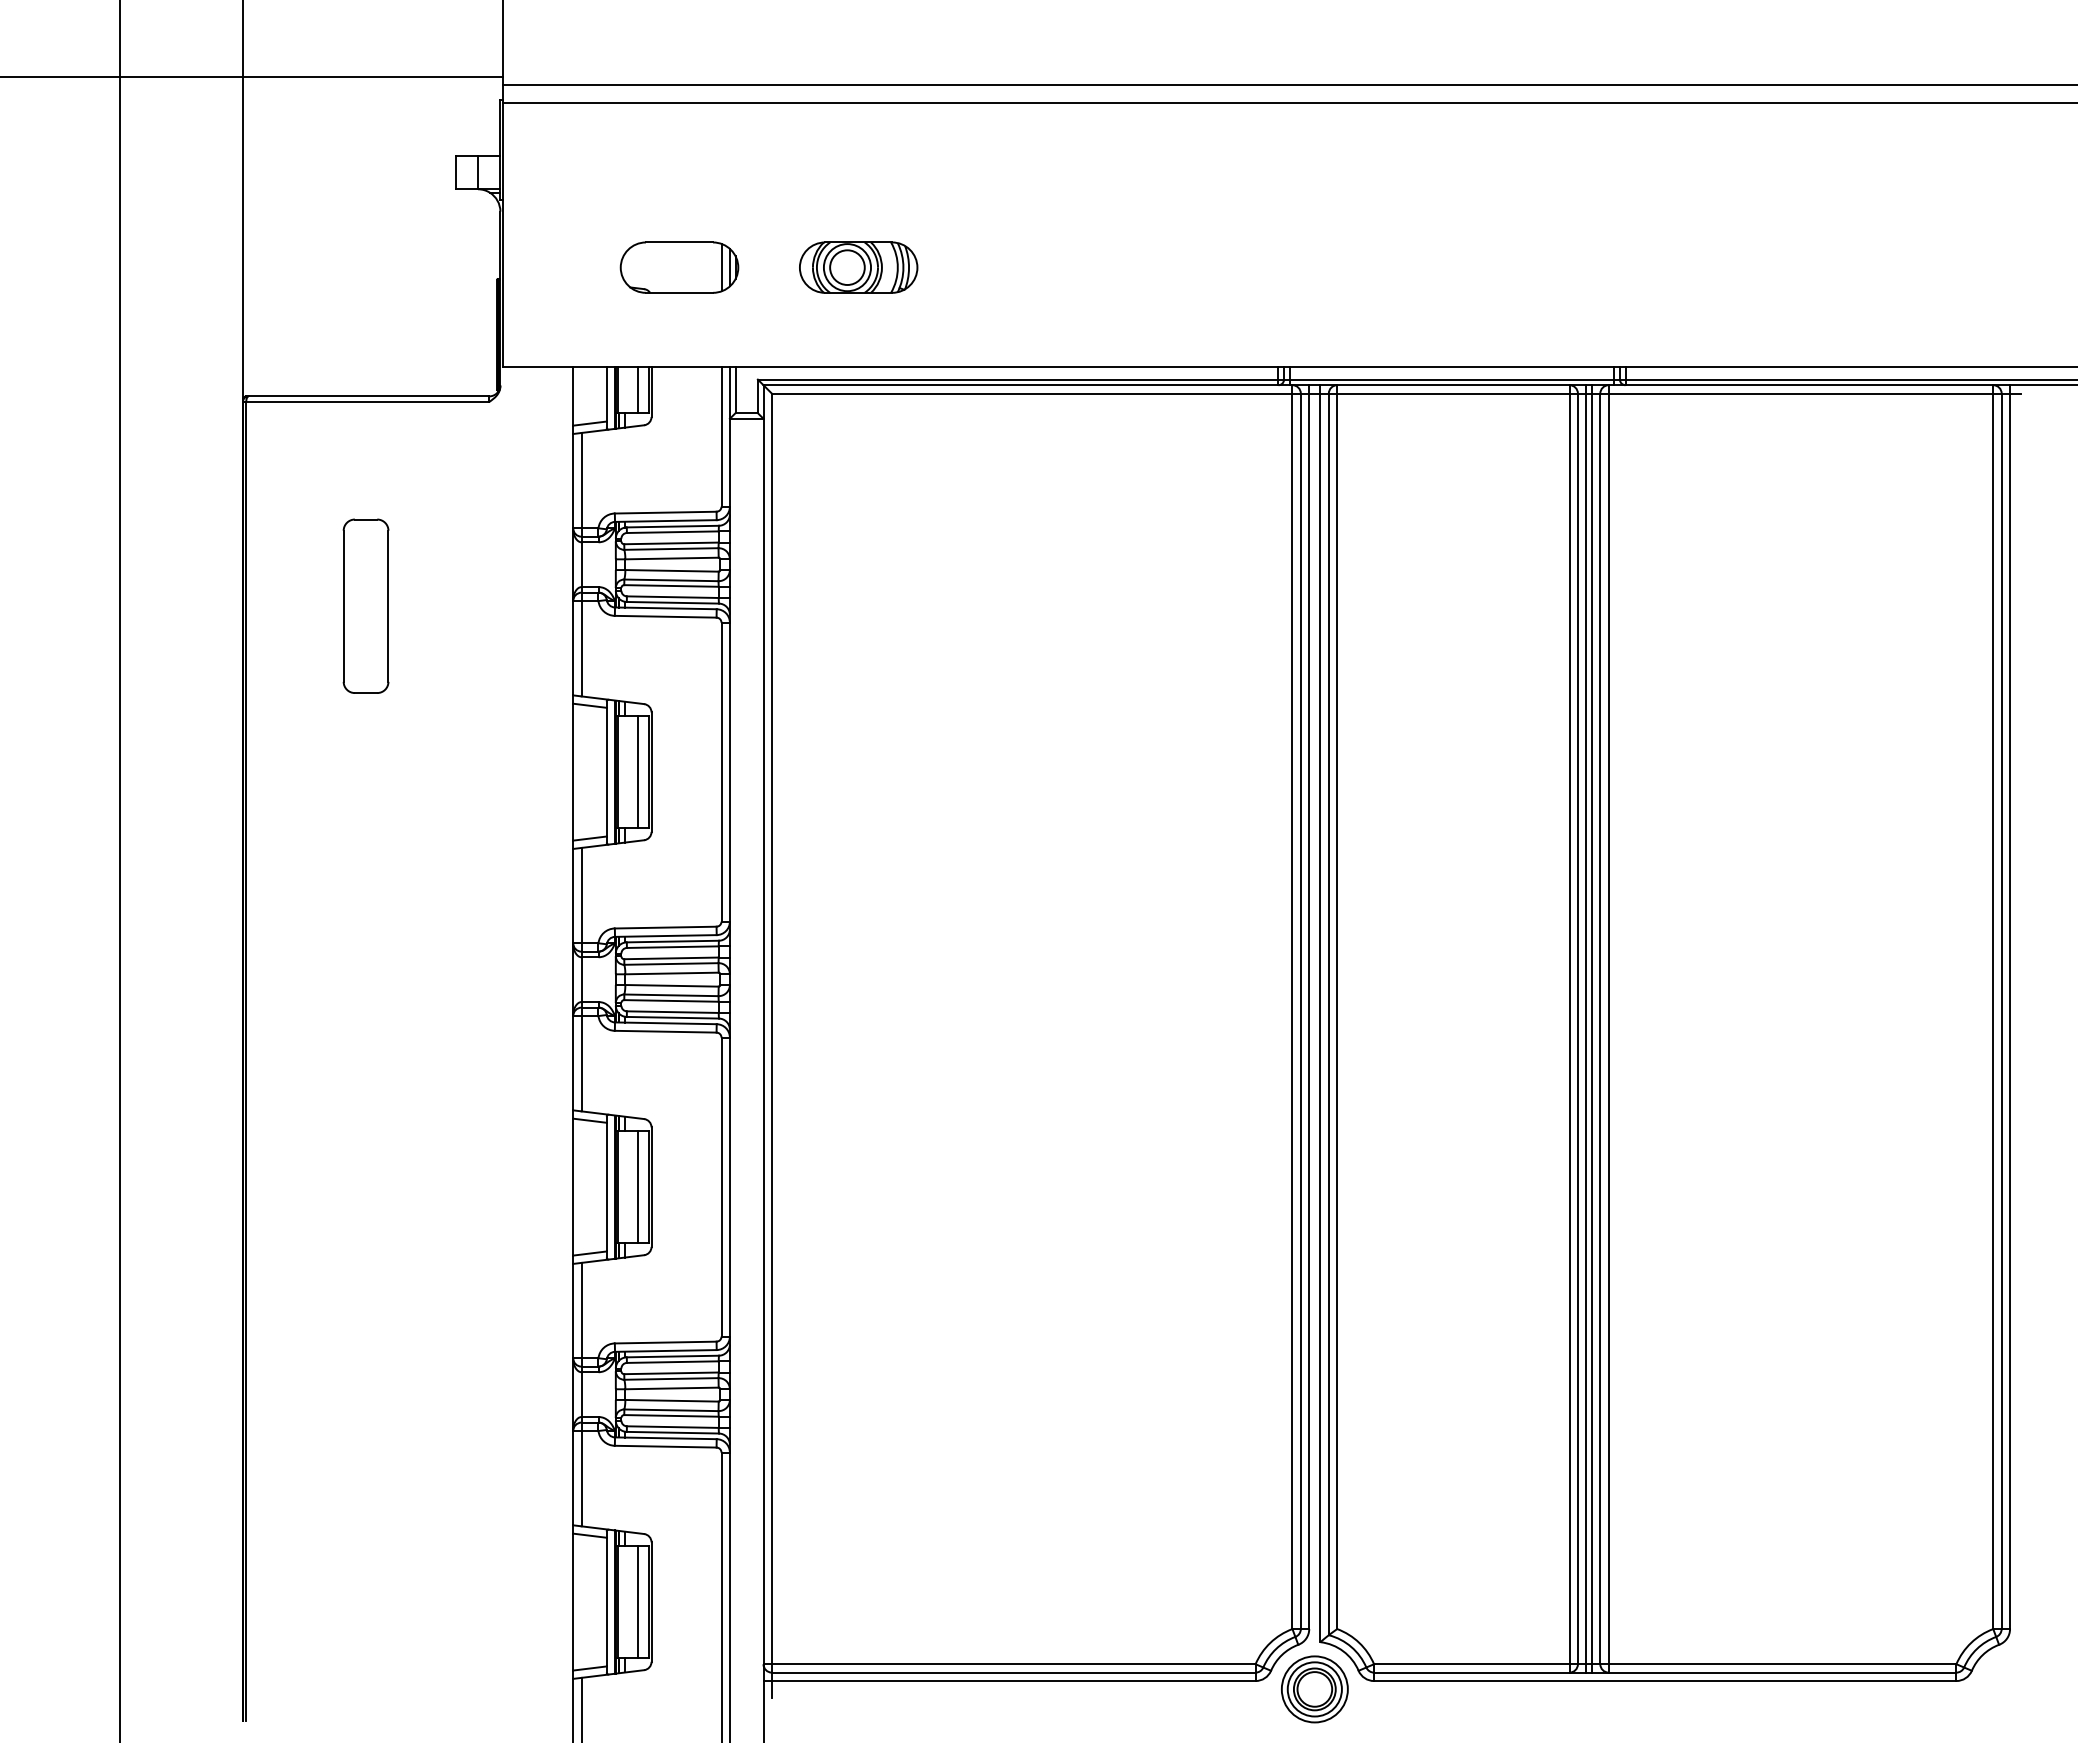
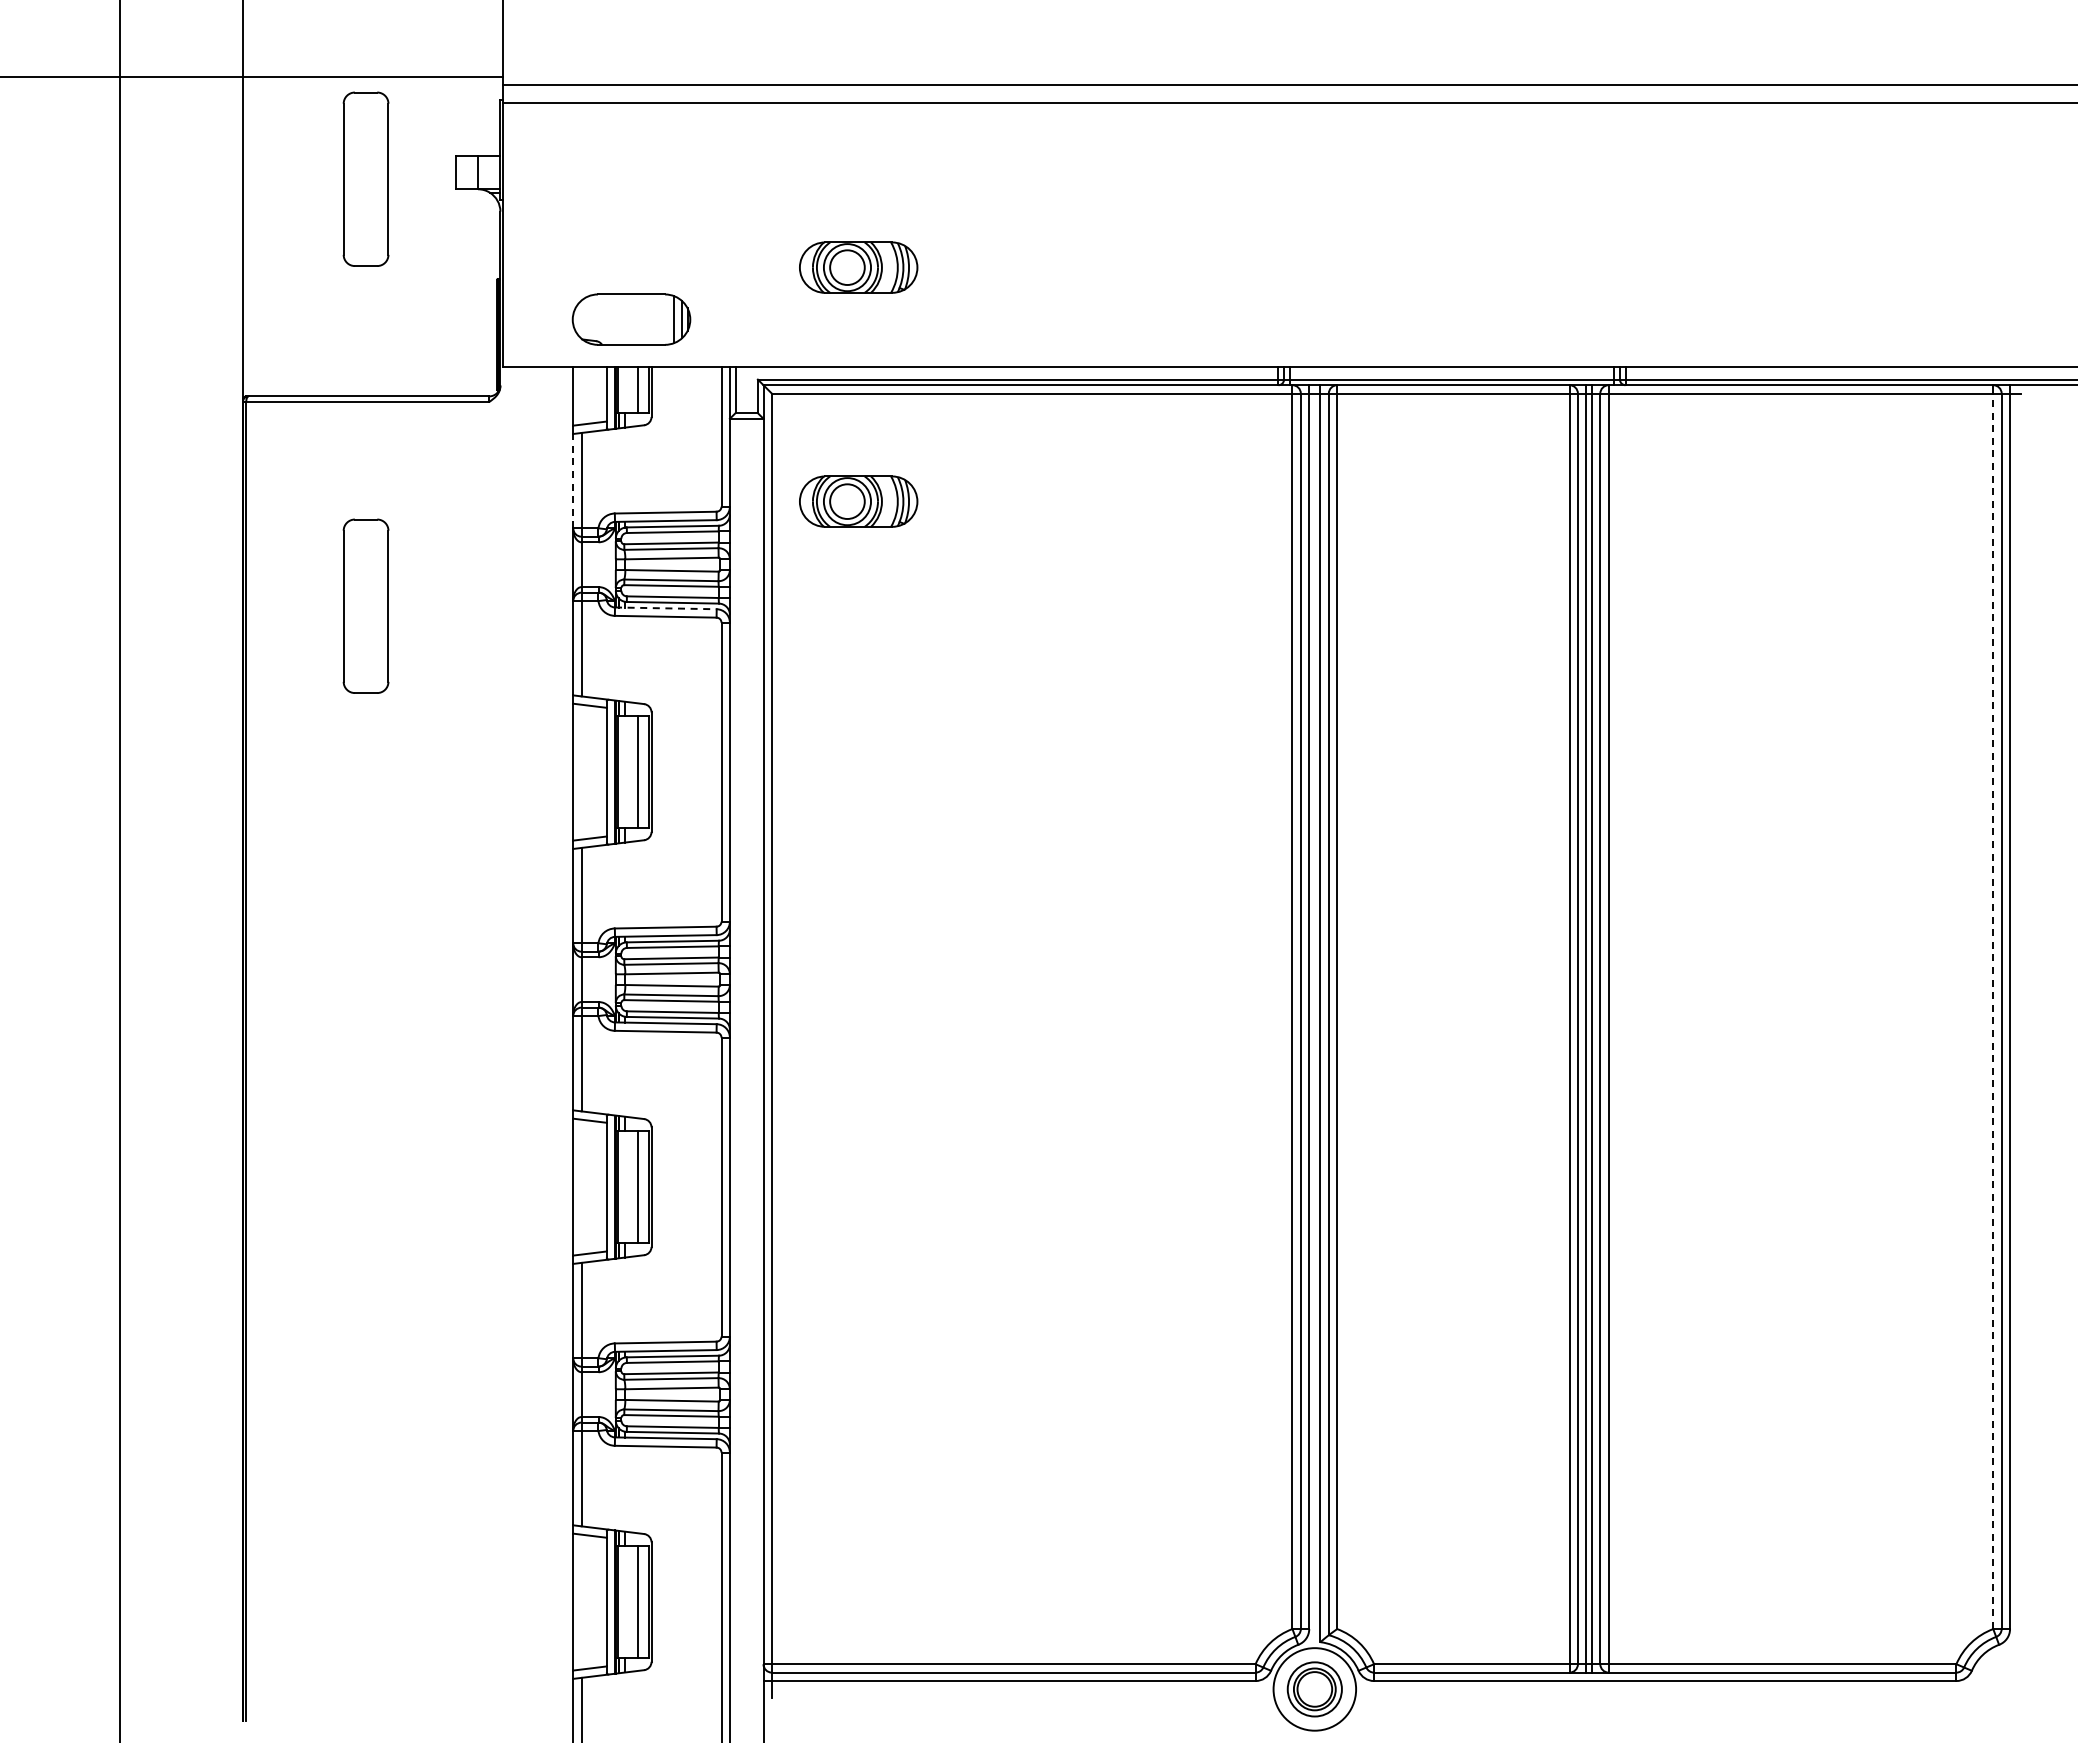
part: none -> present (365, 178)
part position: (679, 267) -> (631, 319) (631, 319)
line: solid -> dashed (573, 480)
part: none -> present (858, 501)
line: solid -> dashed (665, 608)
line: solid -> dashed (1993, 1011)
circle diameter: 66 px -> 83 px (1314, 1689)
